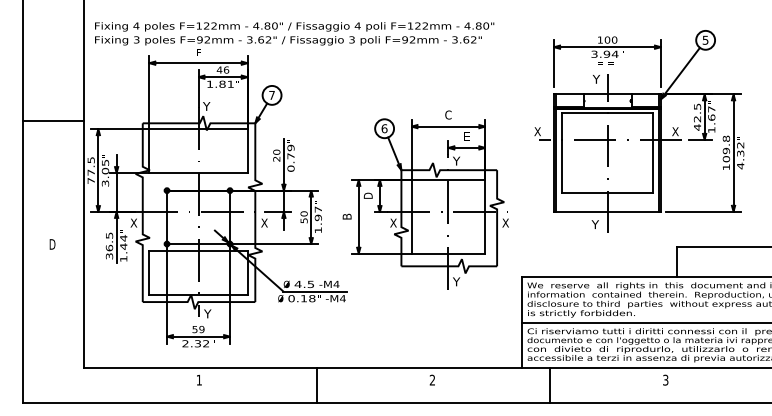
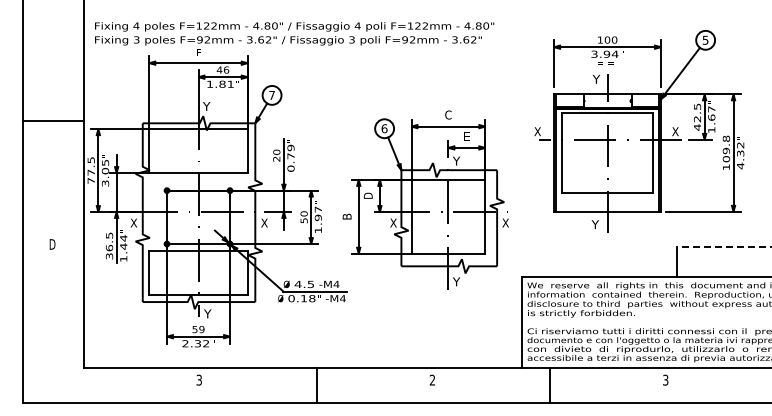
line: solid -> dashed (723, 247)
line: present -> none (644, 322)
text: 1 -> 3 (198, 379)
